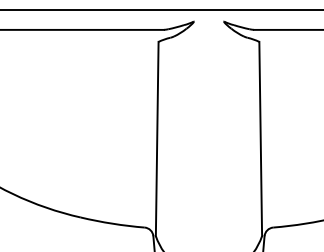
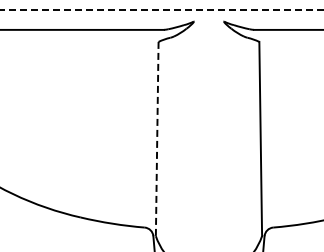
line: solid -> dashed (162, 9)
line: solid -> dashed (157, 139)
